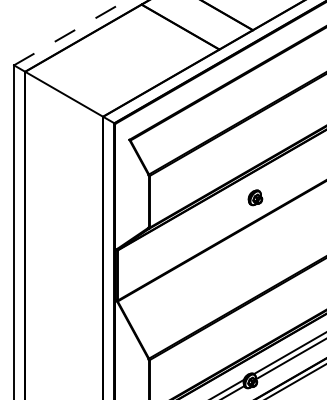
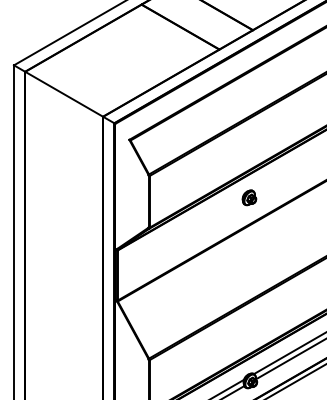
line: dashed -> solid (70, 32)
part position: (255, 197) -> (249, 197) (249, 197)
